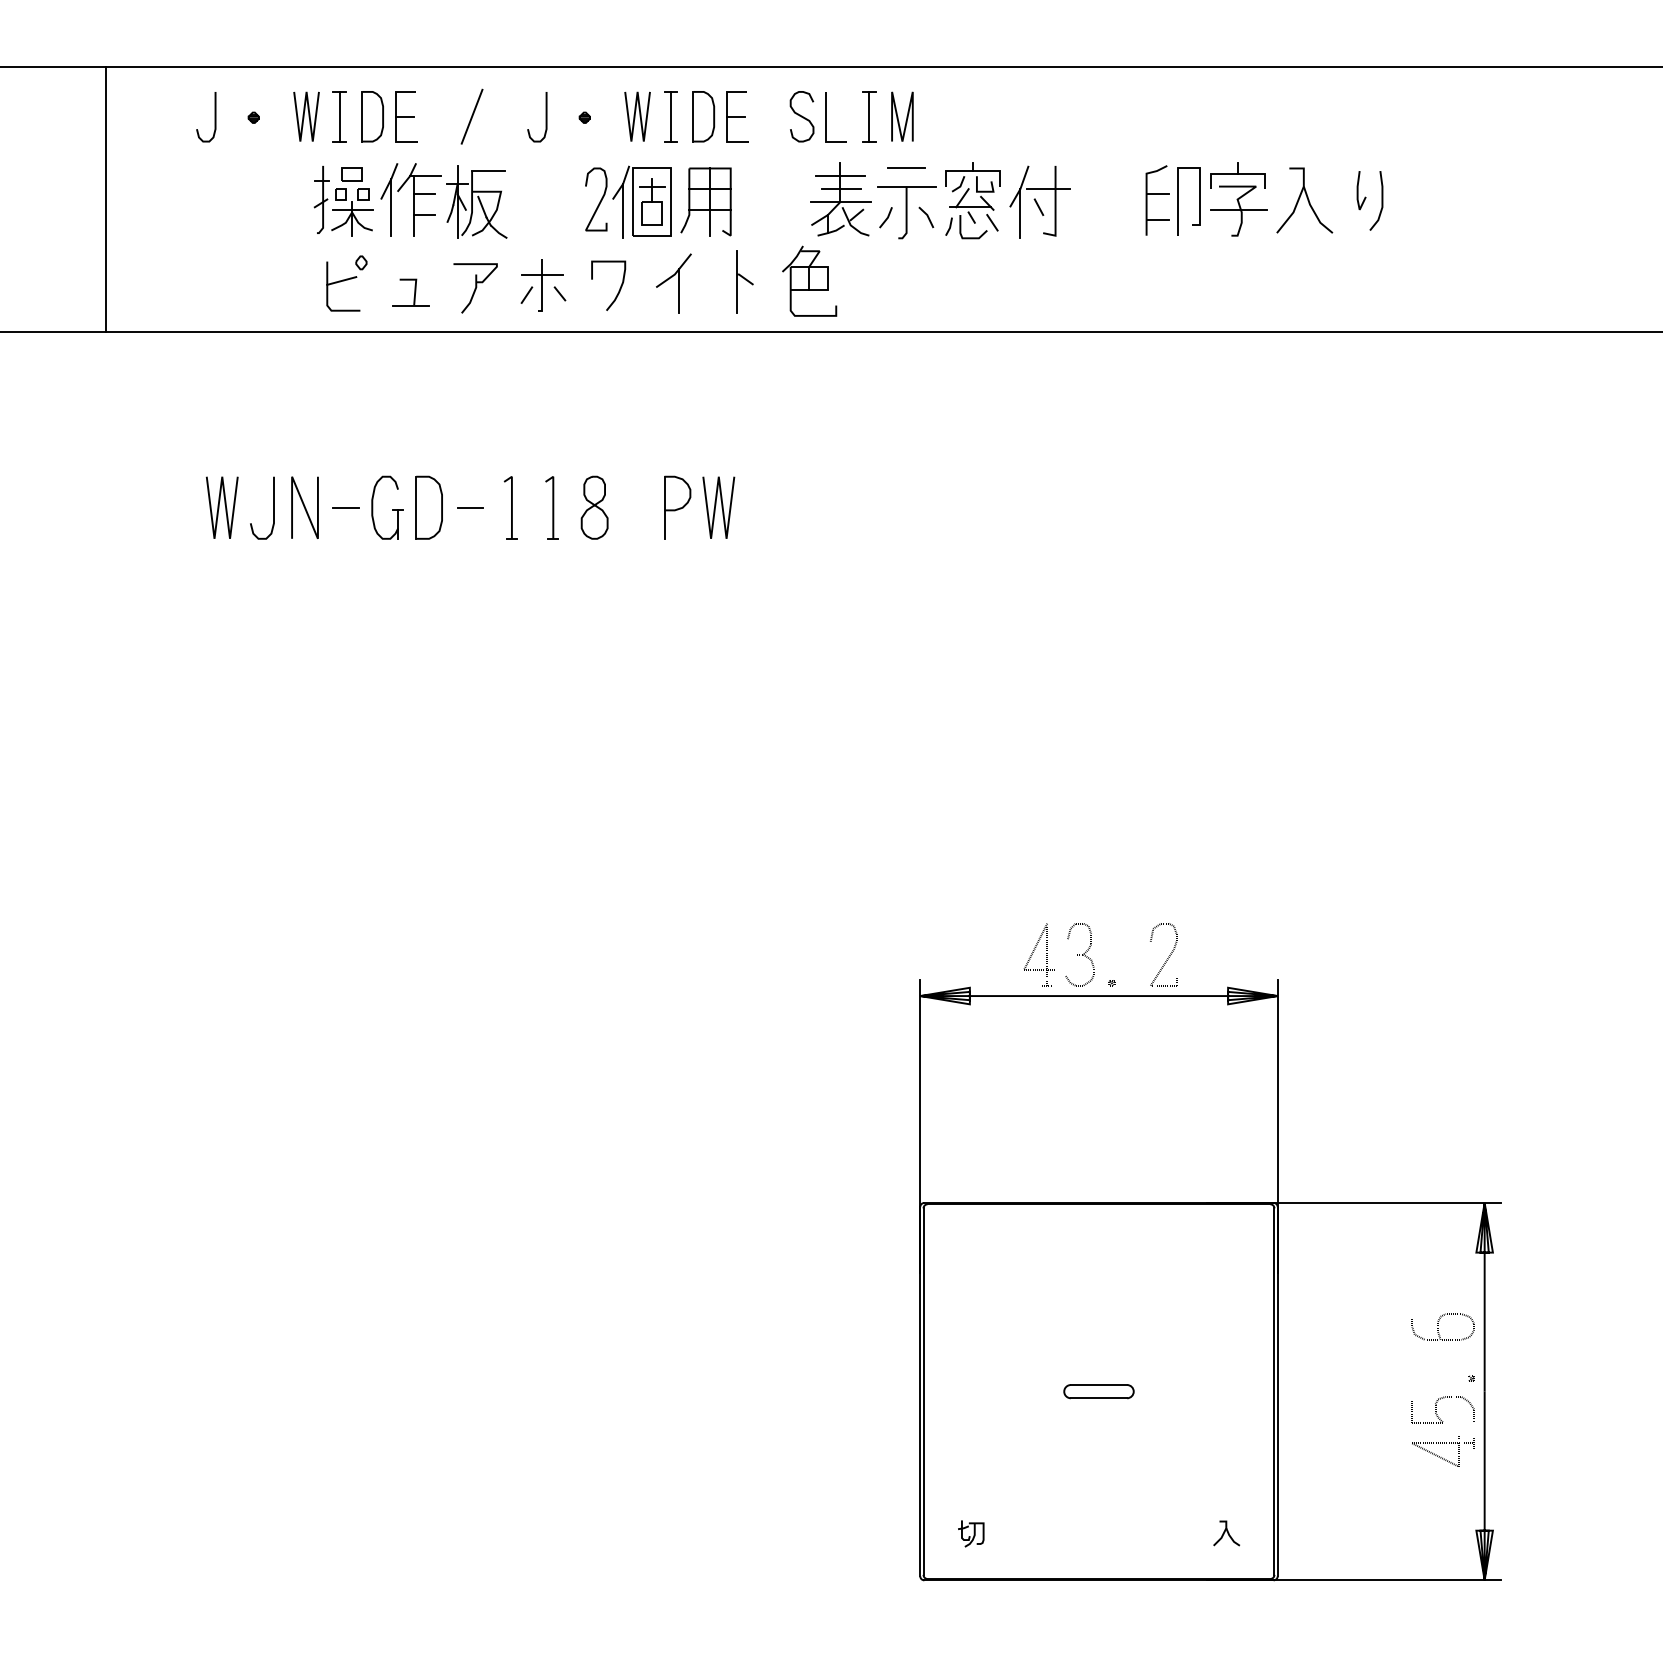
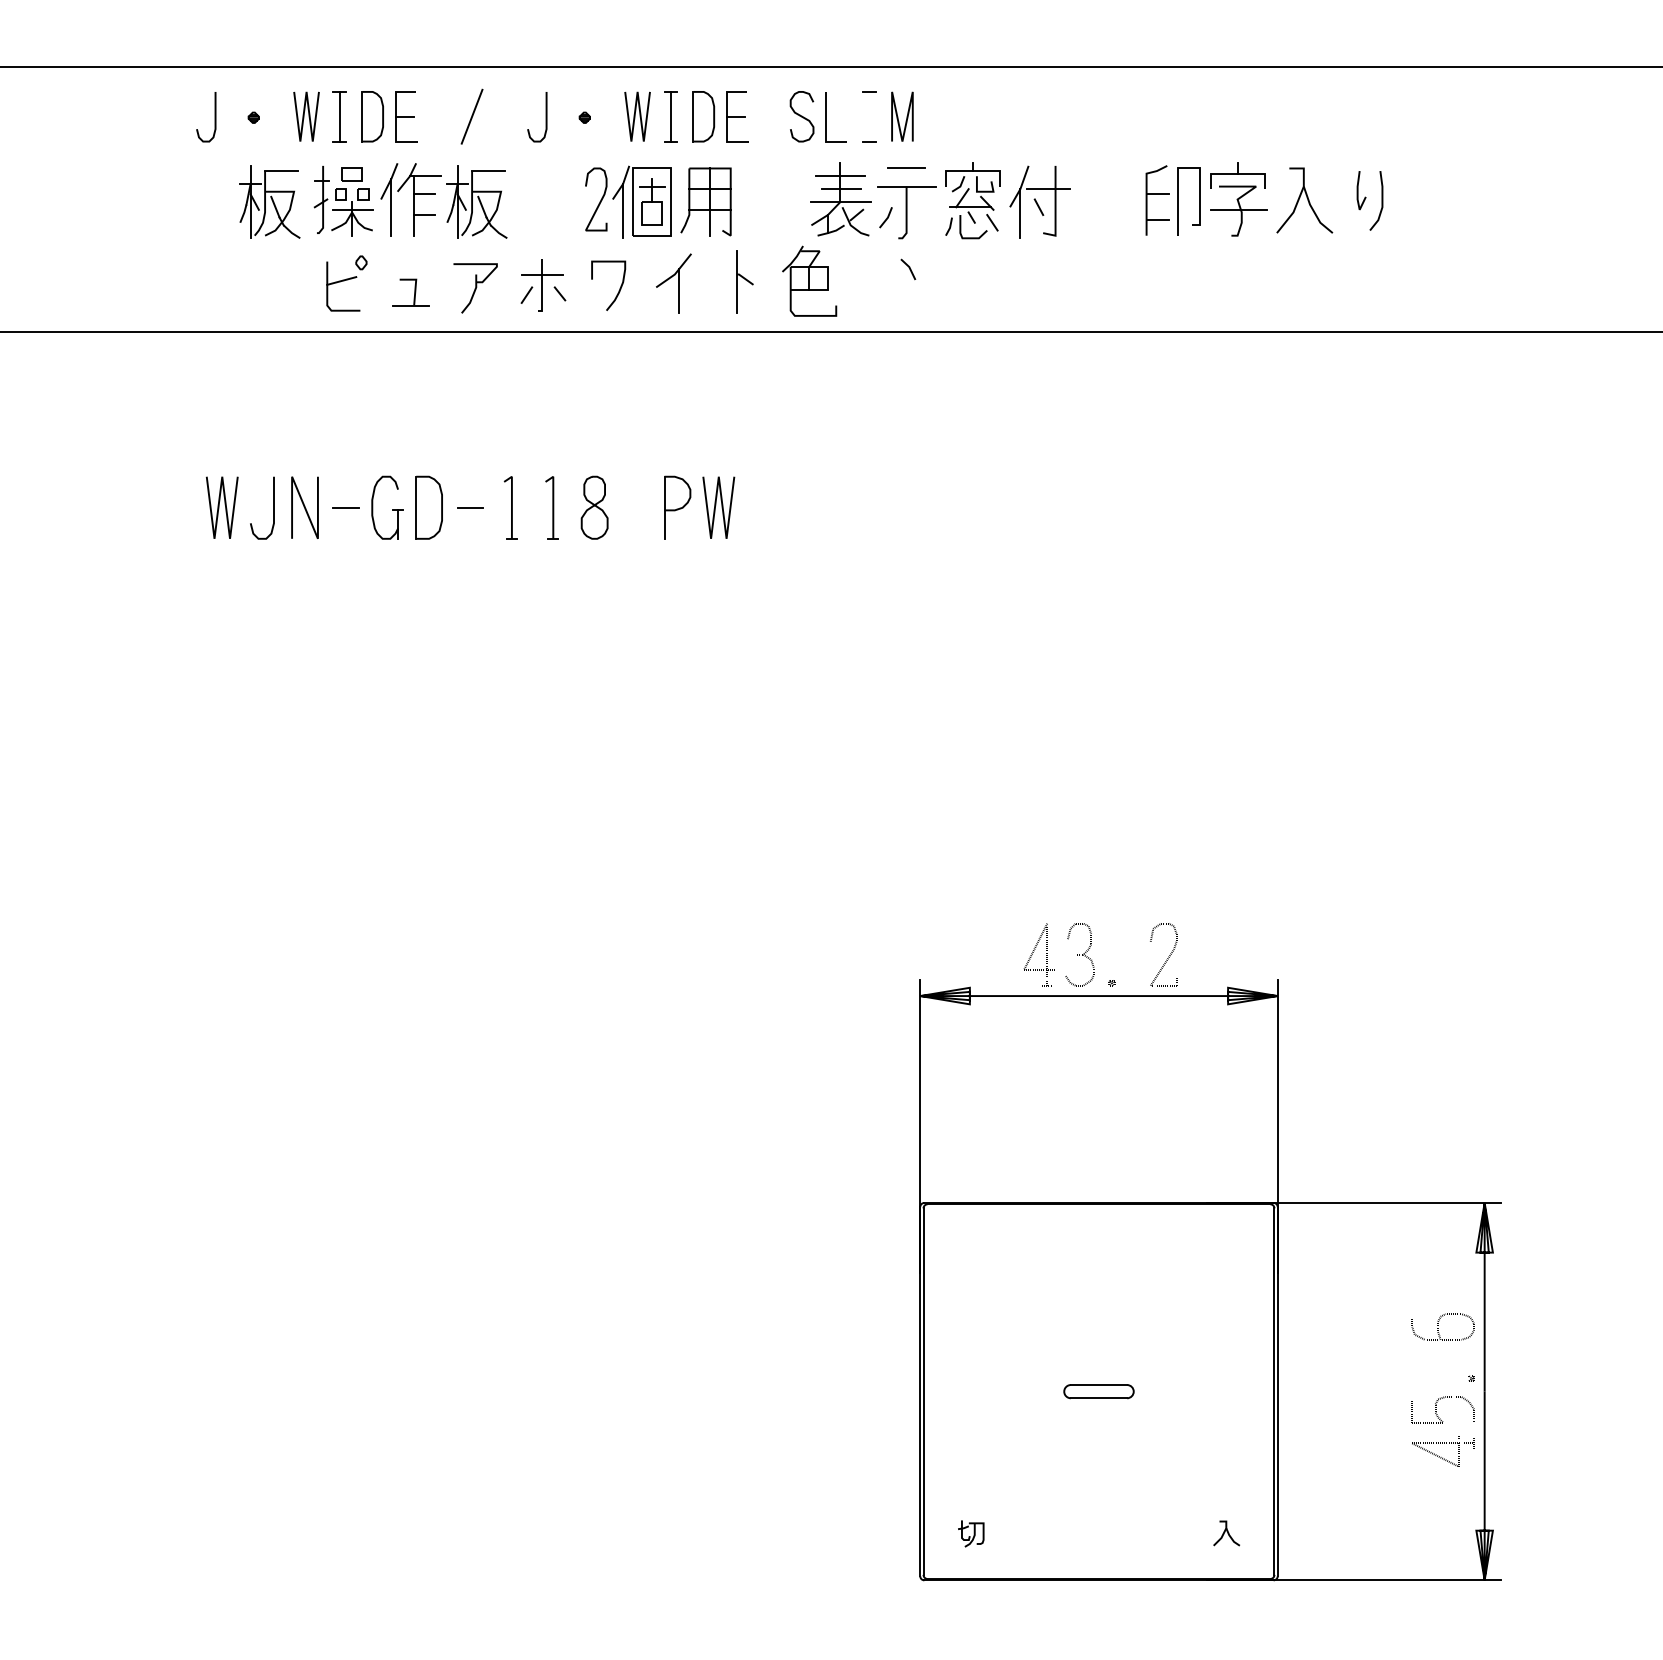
line: present -> none (869, 116)
line: present -> none (105, 199)
part: none -> present (269, 201)
line position: (927, 217) -> (909, 269) (909, 269)
